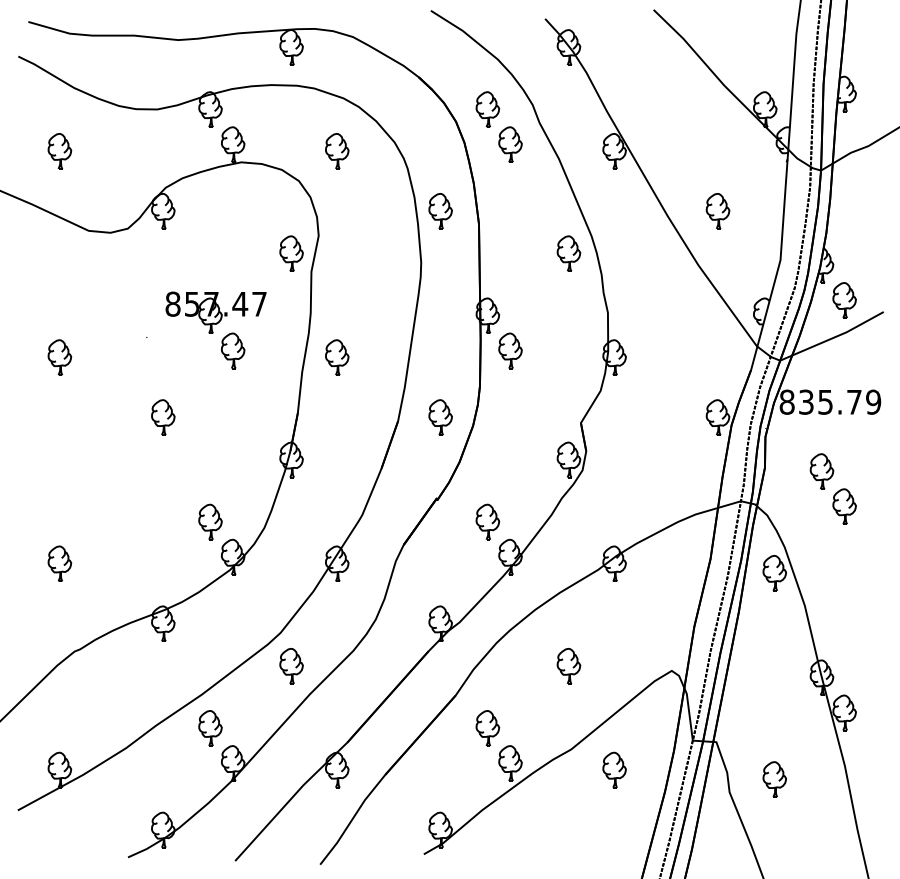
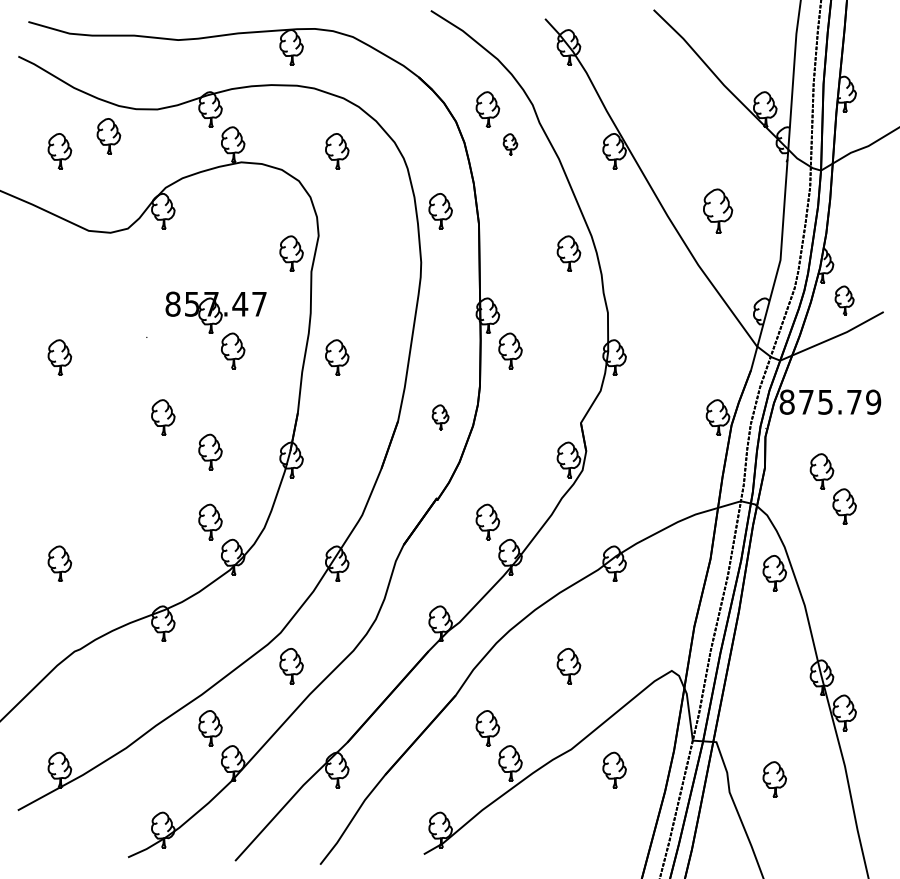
part: none -> present (108, 136)
part size: 25x37 px -> 17x23 px (510, 144)
part size: 26x37 px -> 31x46 px (718, 210)
part size: 25x37 px -> 21x31 px (844, 300)
text: 835.79 -> 875.79 (806, 401)
part size: 25x37 px -> 19x27 px (440, 417)
part: none -> present (210, 451)
